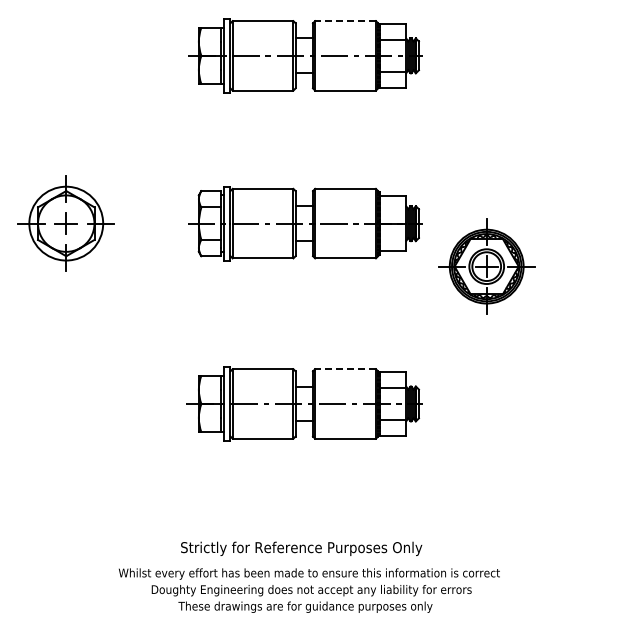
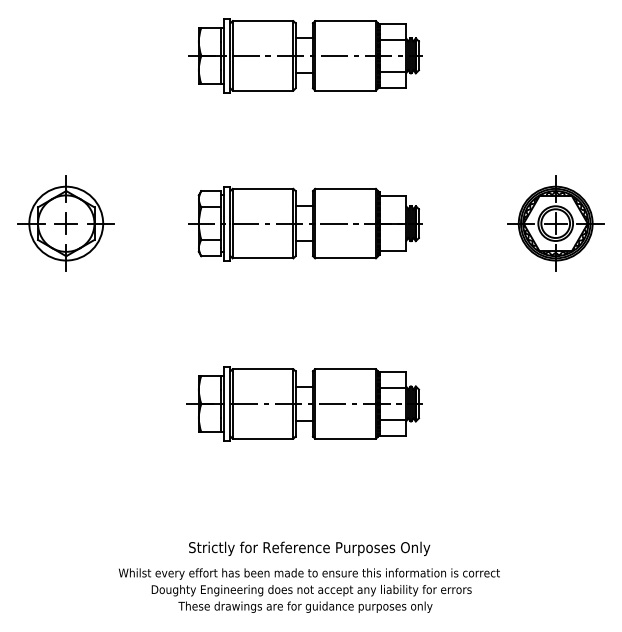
line: dashed -> solid (345, 21)
part position: (486, 266) -> (555, 223) (555, 223)
line: dashed -> solid (345, 369)
text position: (301, 548) -> (309, 548) (309, 548)
